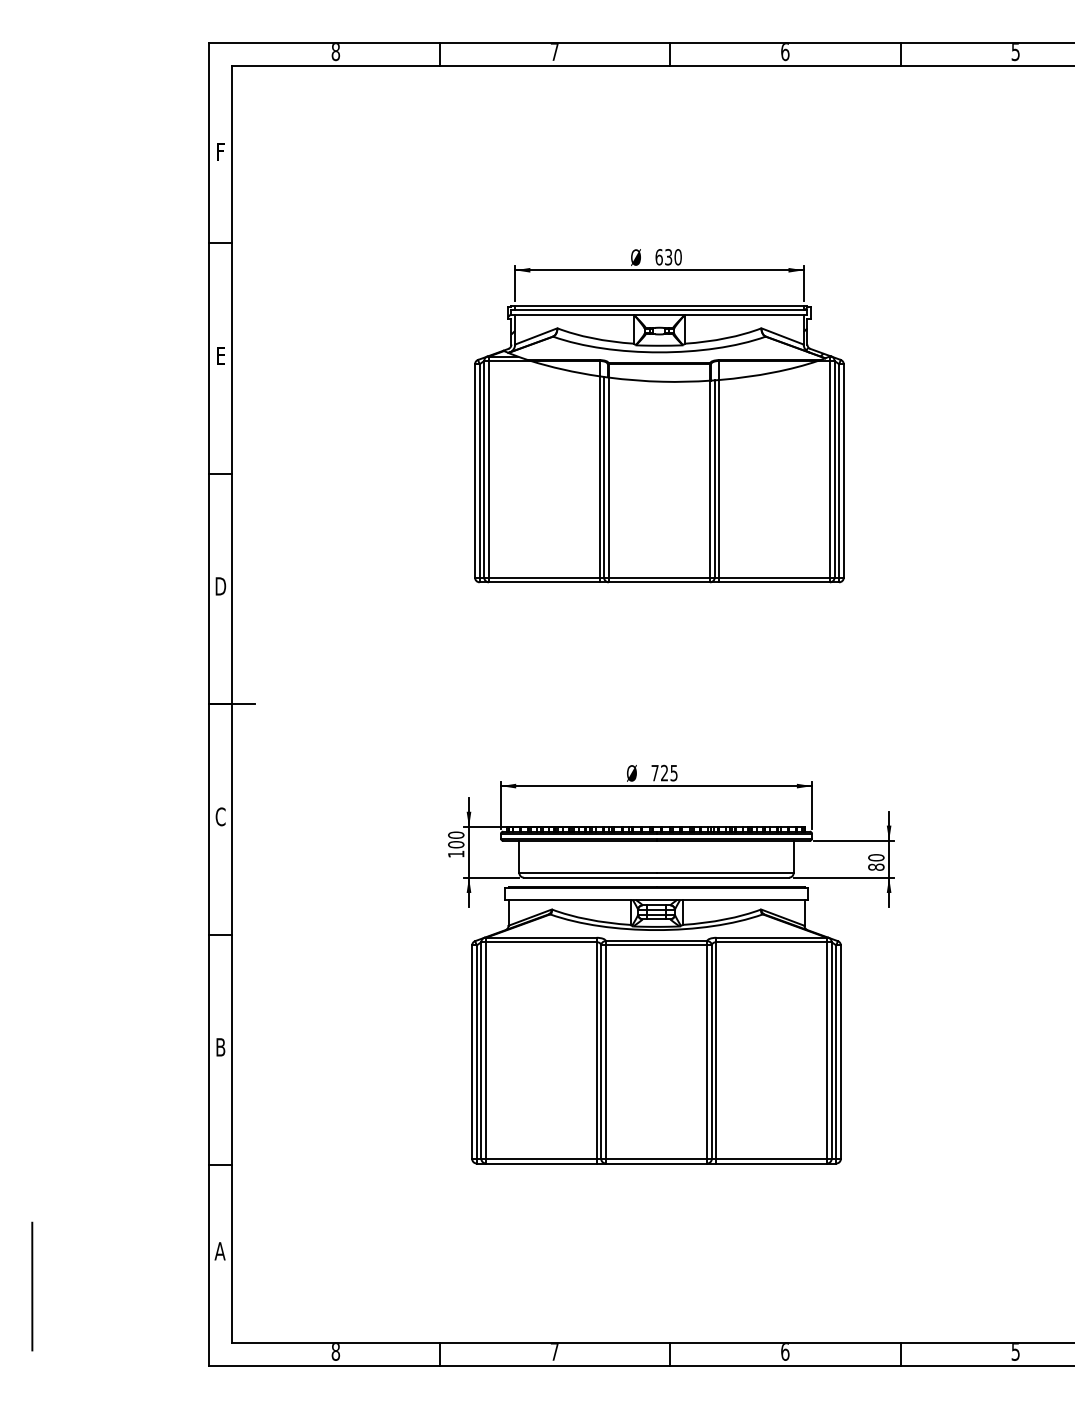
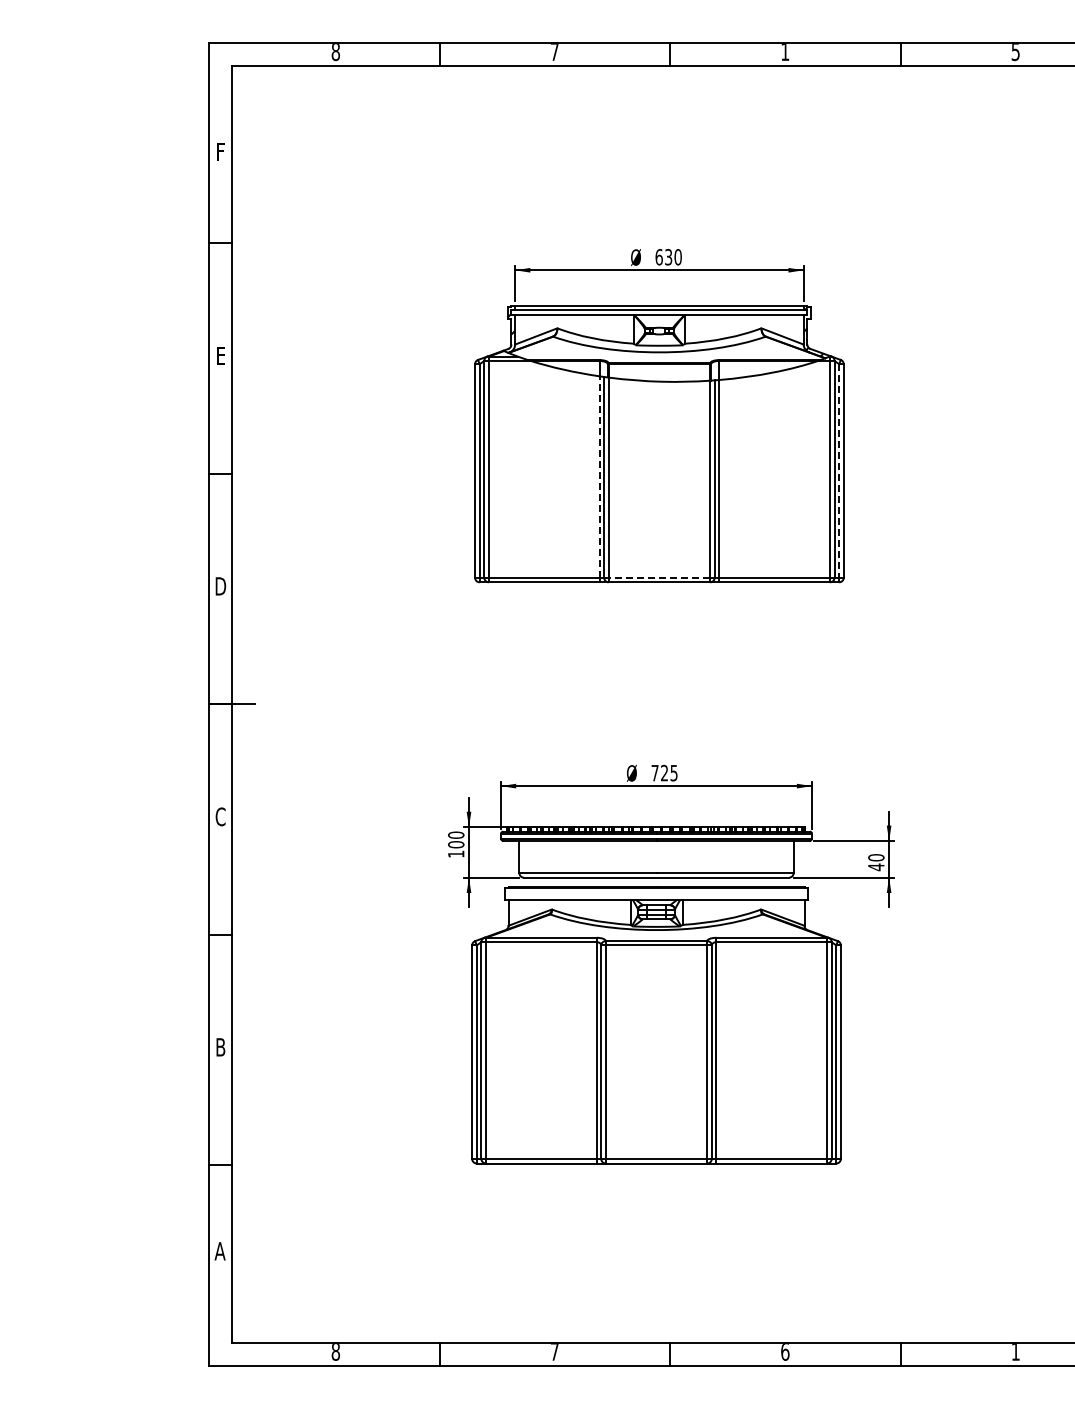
text: 6 -> 1 (785, 52)
line: solid -> dashed (839, 471)
line: solid -> dashed (599, 477)
line: solid -> dashed (659, 577)
text: 80 -> 40 (876, 867)
line: present -> none (32, 1286)
text: 5 -> 1 (1015, 1352)
